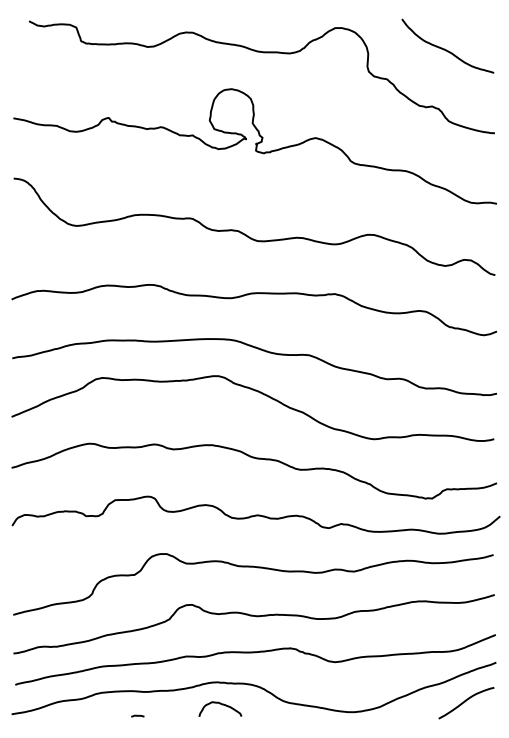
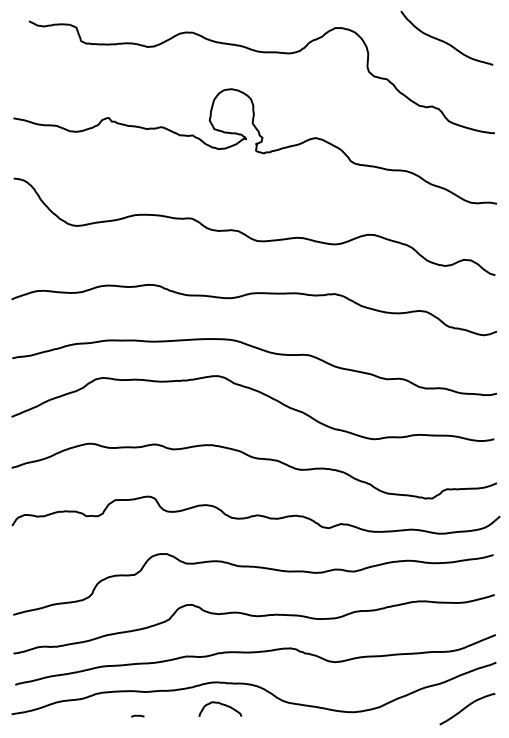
curve position: (446, 49) -> (445, 41) (445, 41)
curve position: (465, 702) -> (466, 708) (466, 708)
